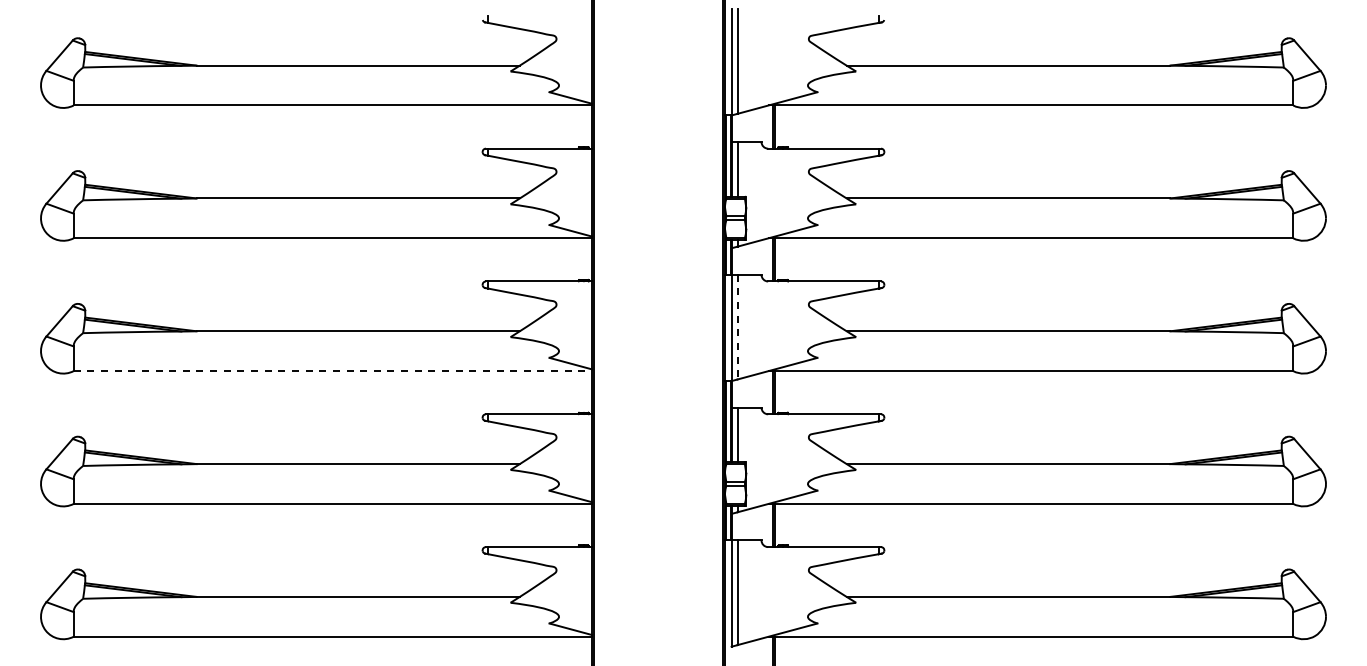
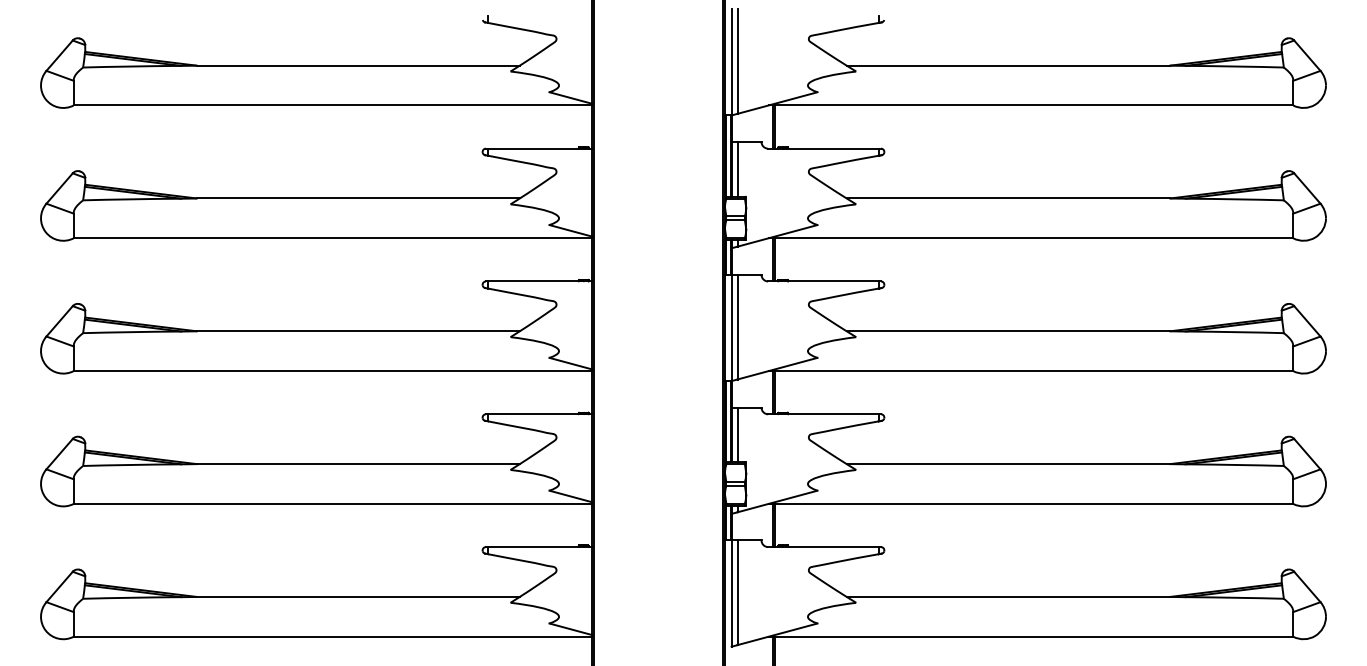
line: dashed -> solid (737, 327)
line: dashed -> solid (333, 371)
